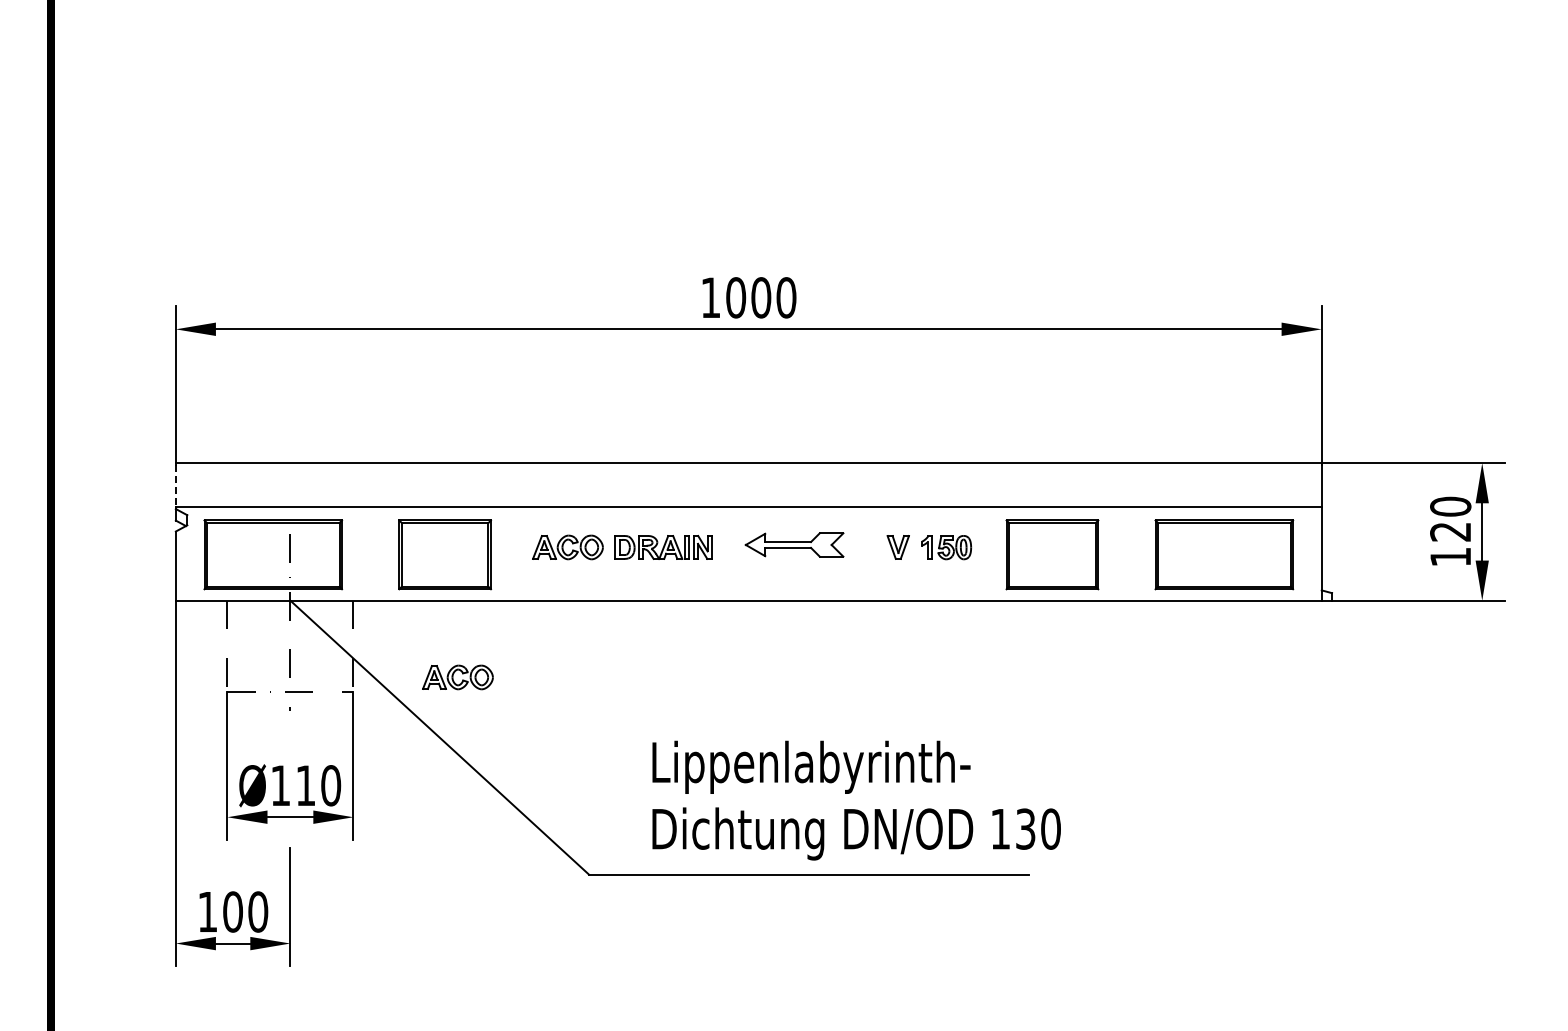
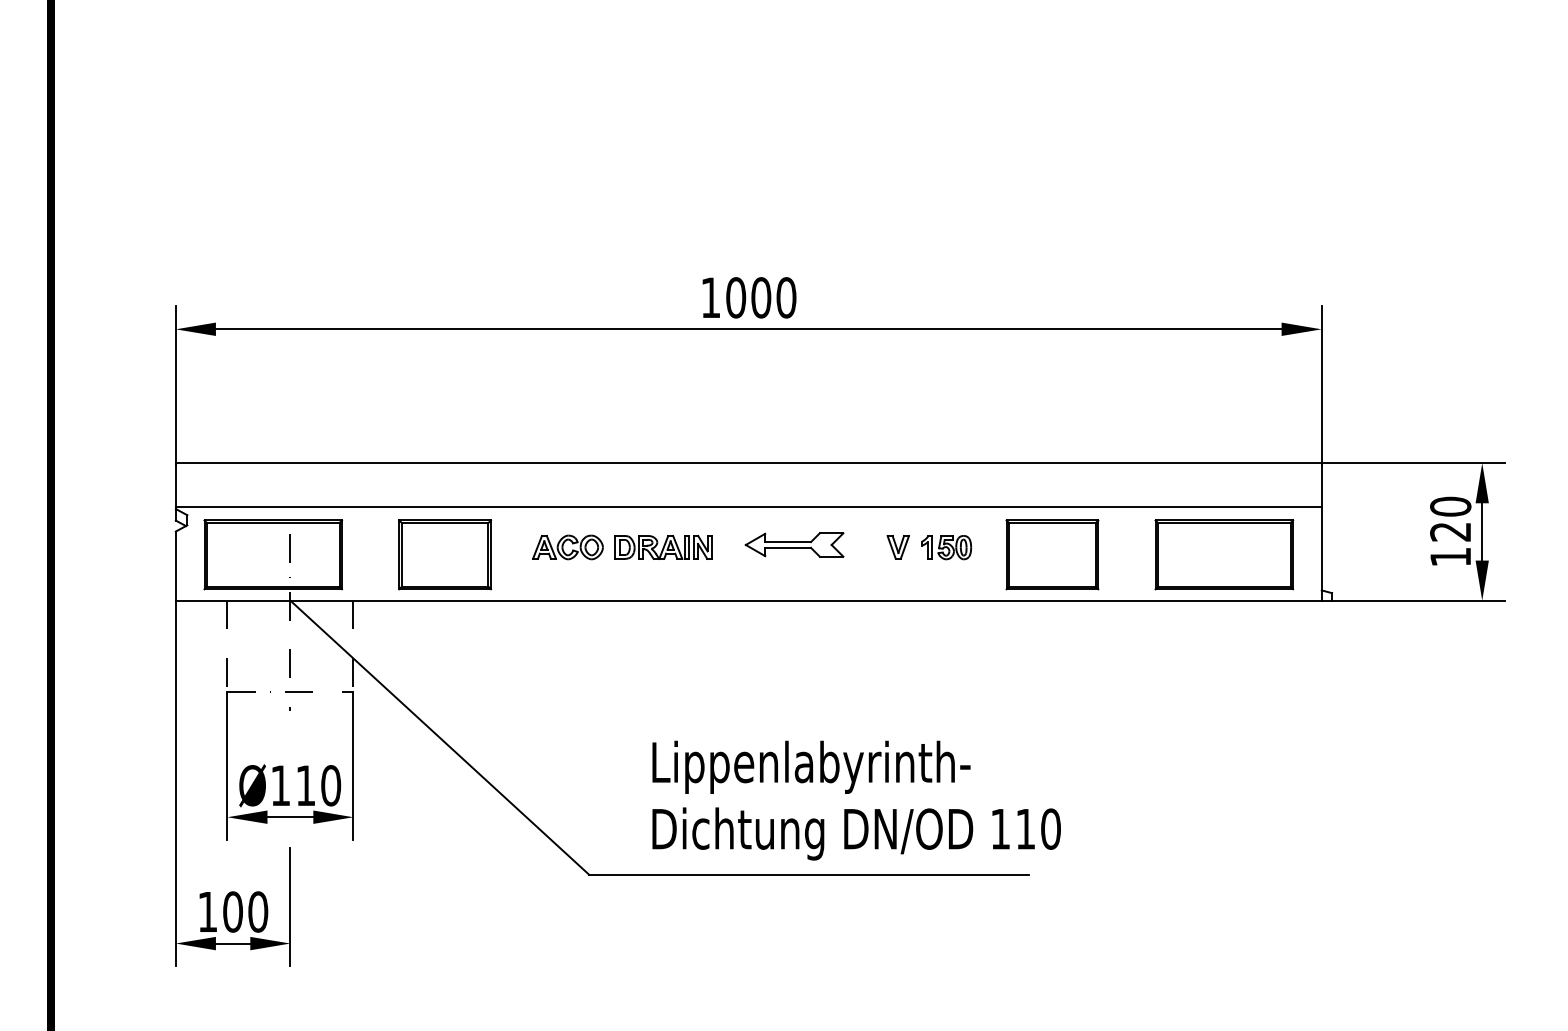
line: dashed -> solid (175, 486)
part: present -> none (457, 677)
text: 130 -> 110 (1025, 828)
